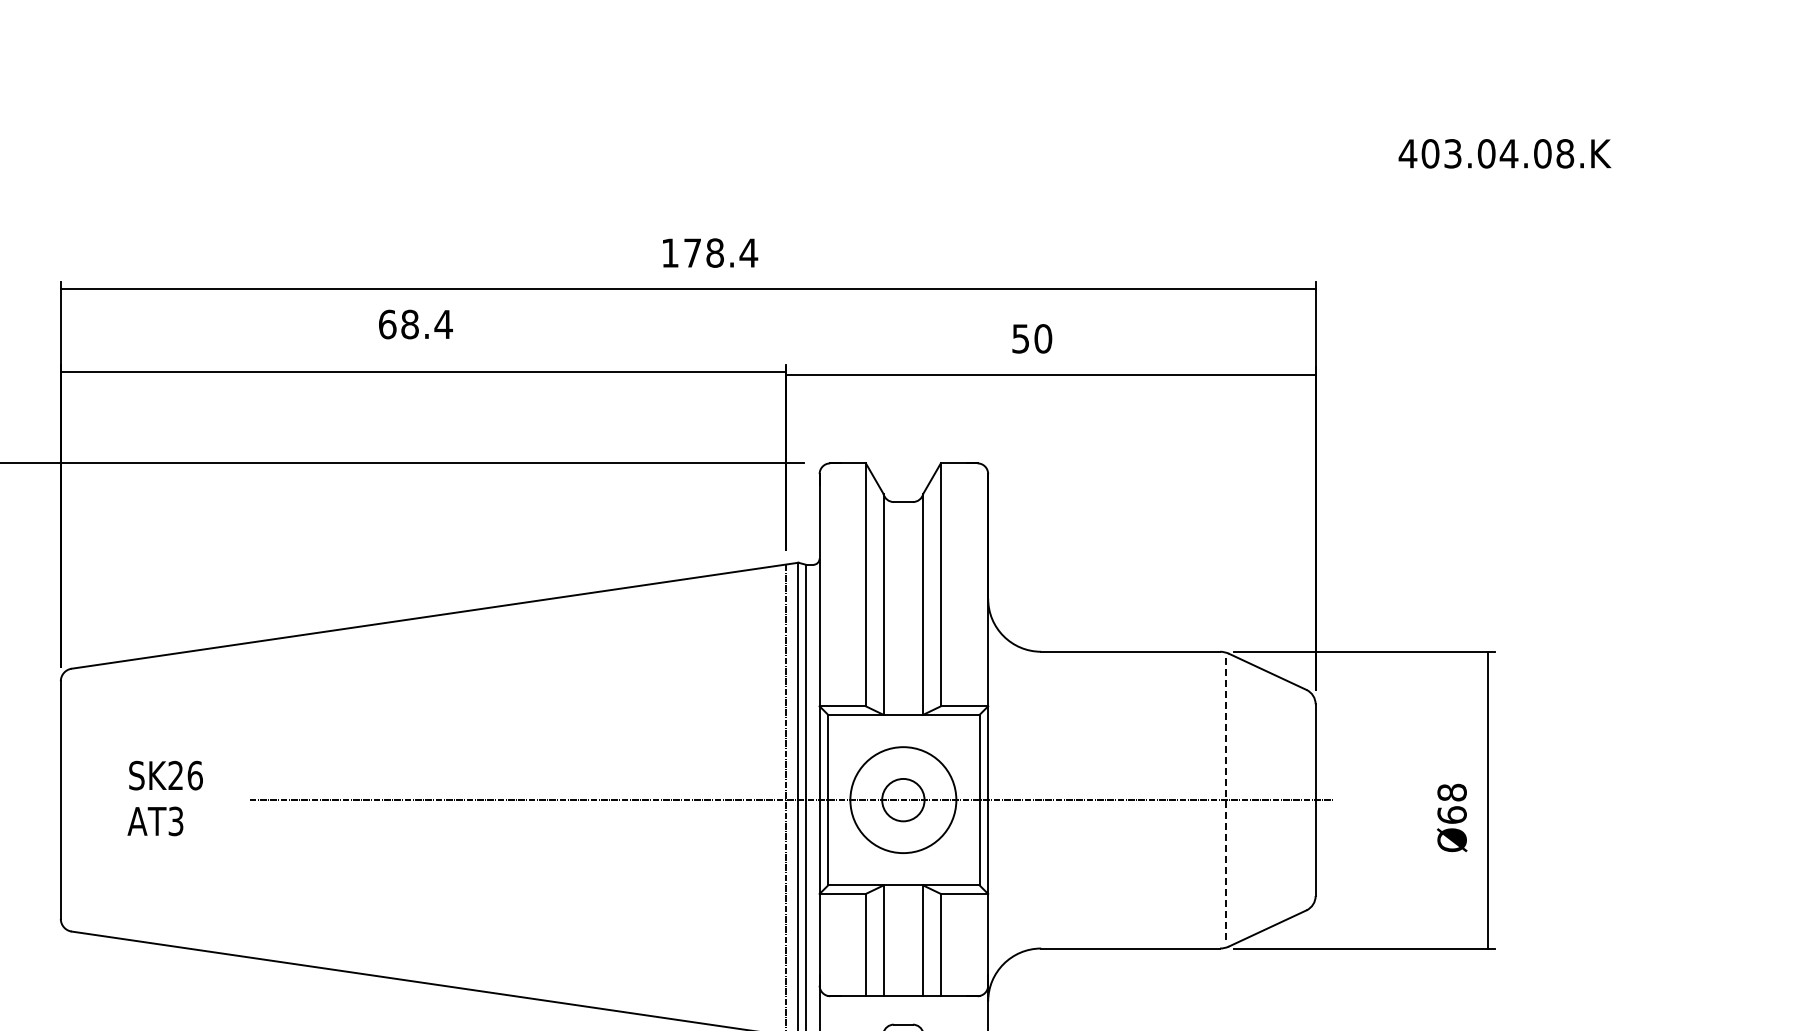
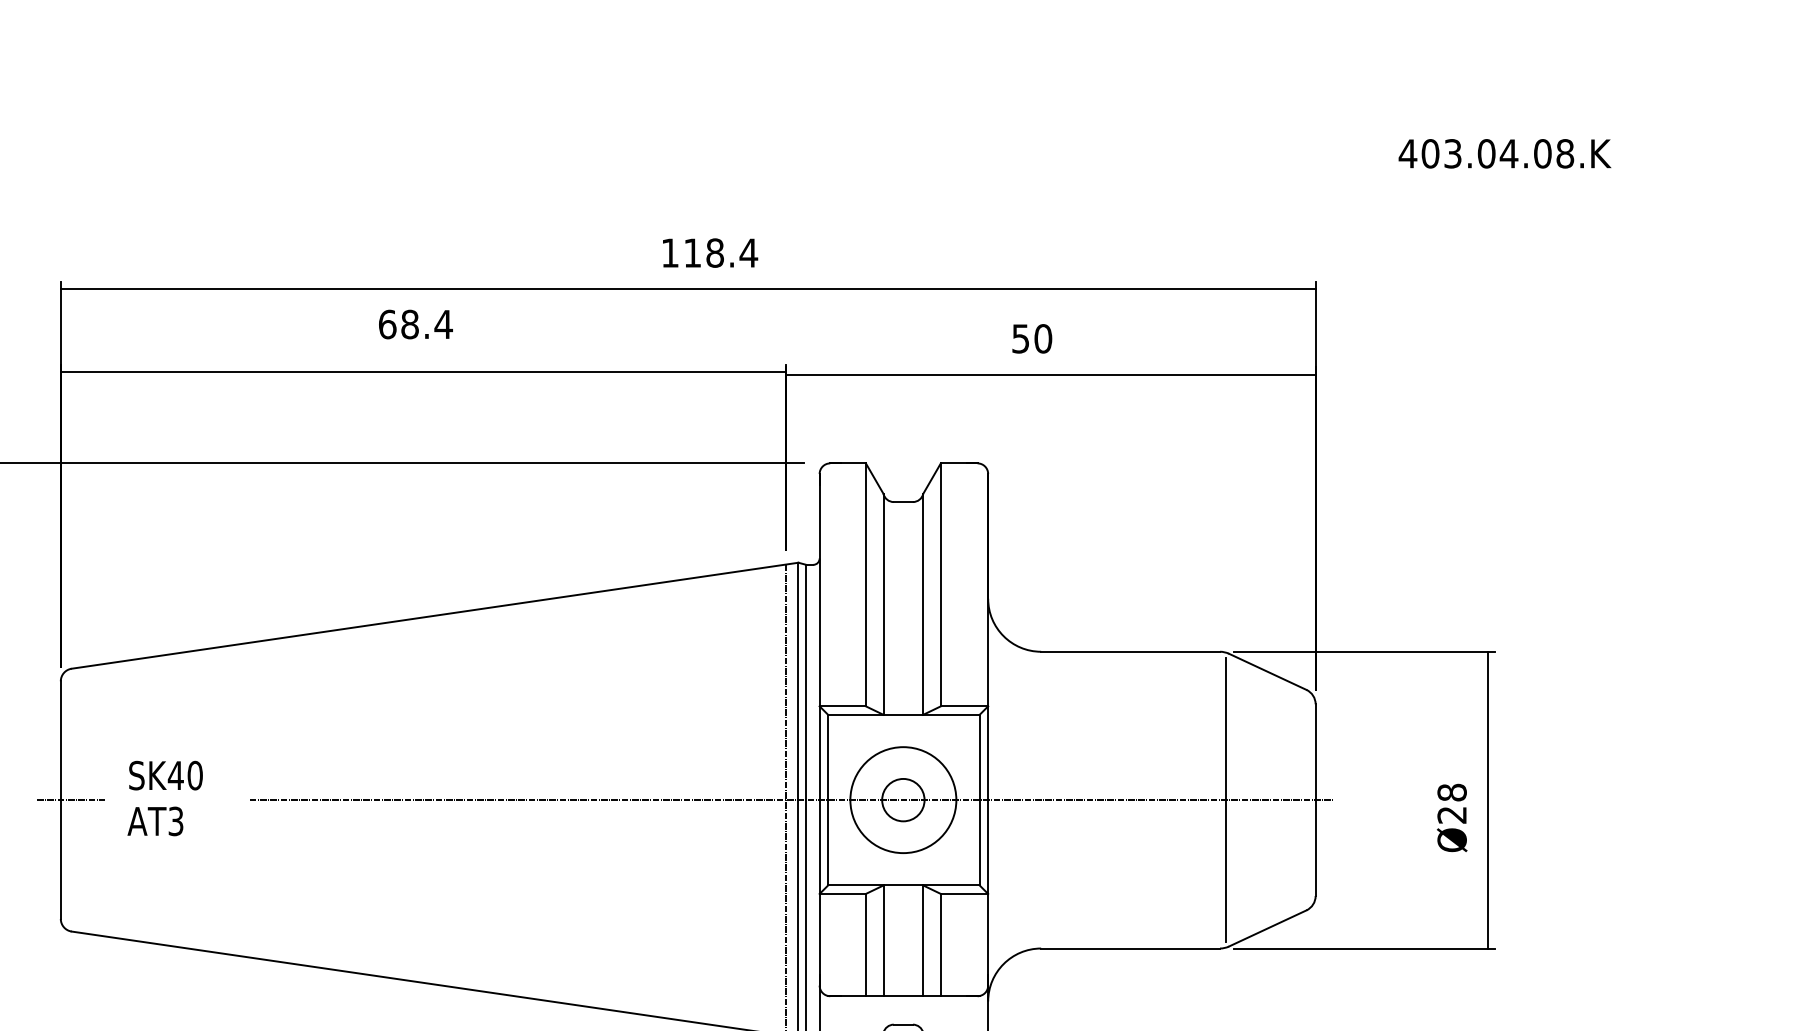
text: 178.4 -> 118.4 (692, 252)
text: SK26 -> SK40 (184, 775)
line: none -> present (71, 800)
line: dashed -> solid (1225, 800)
text: Ø68 -> Ø28 (1451, 814)
